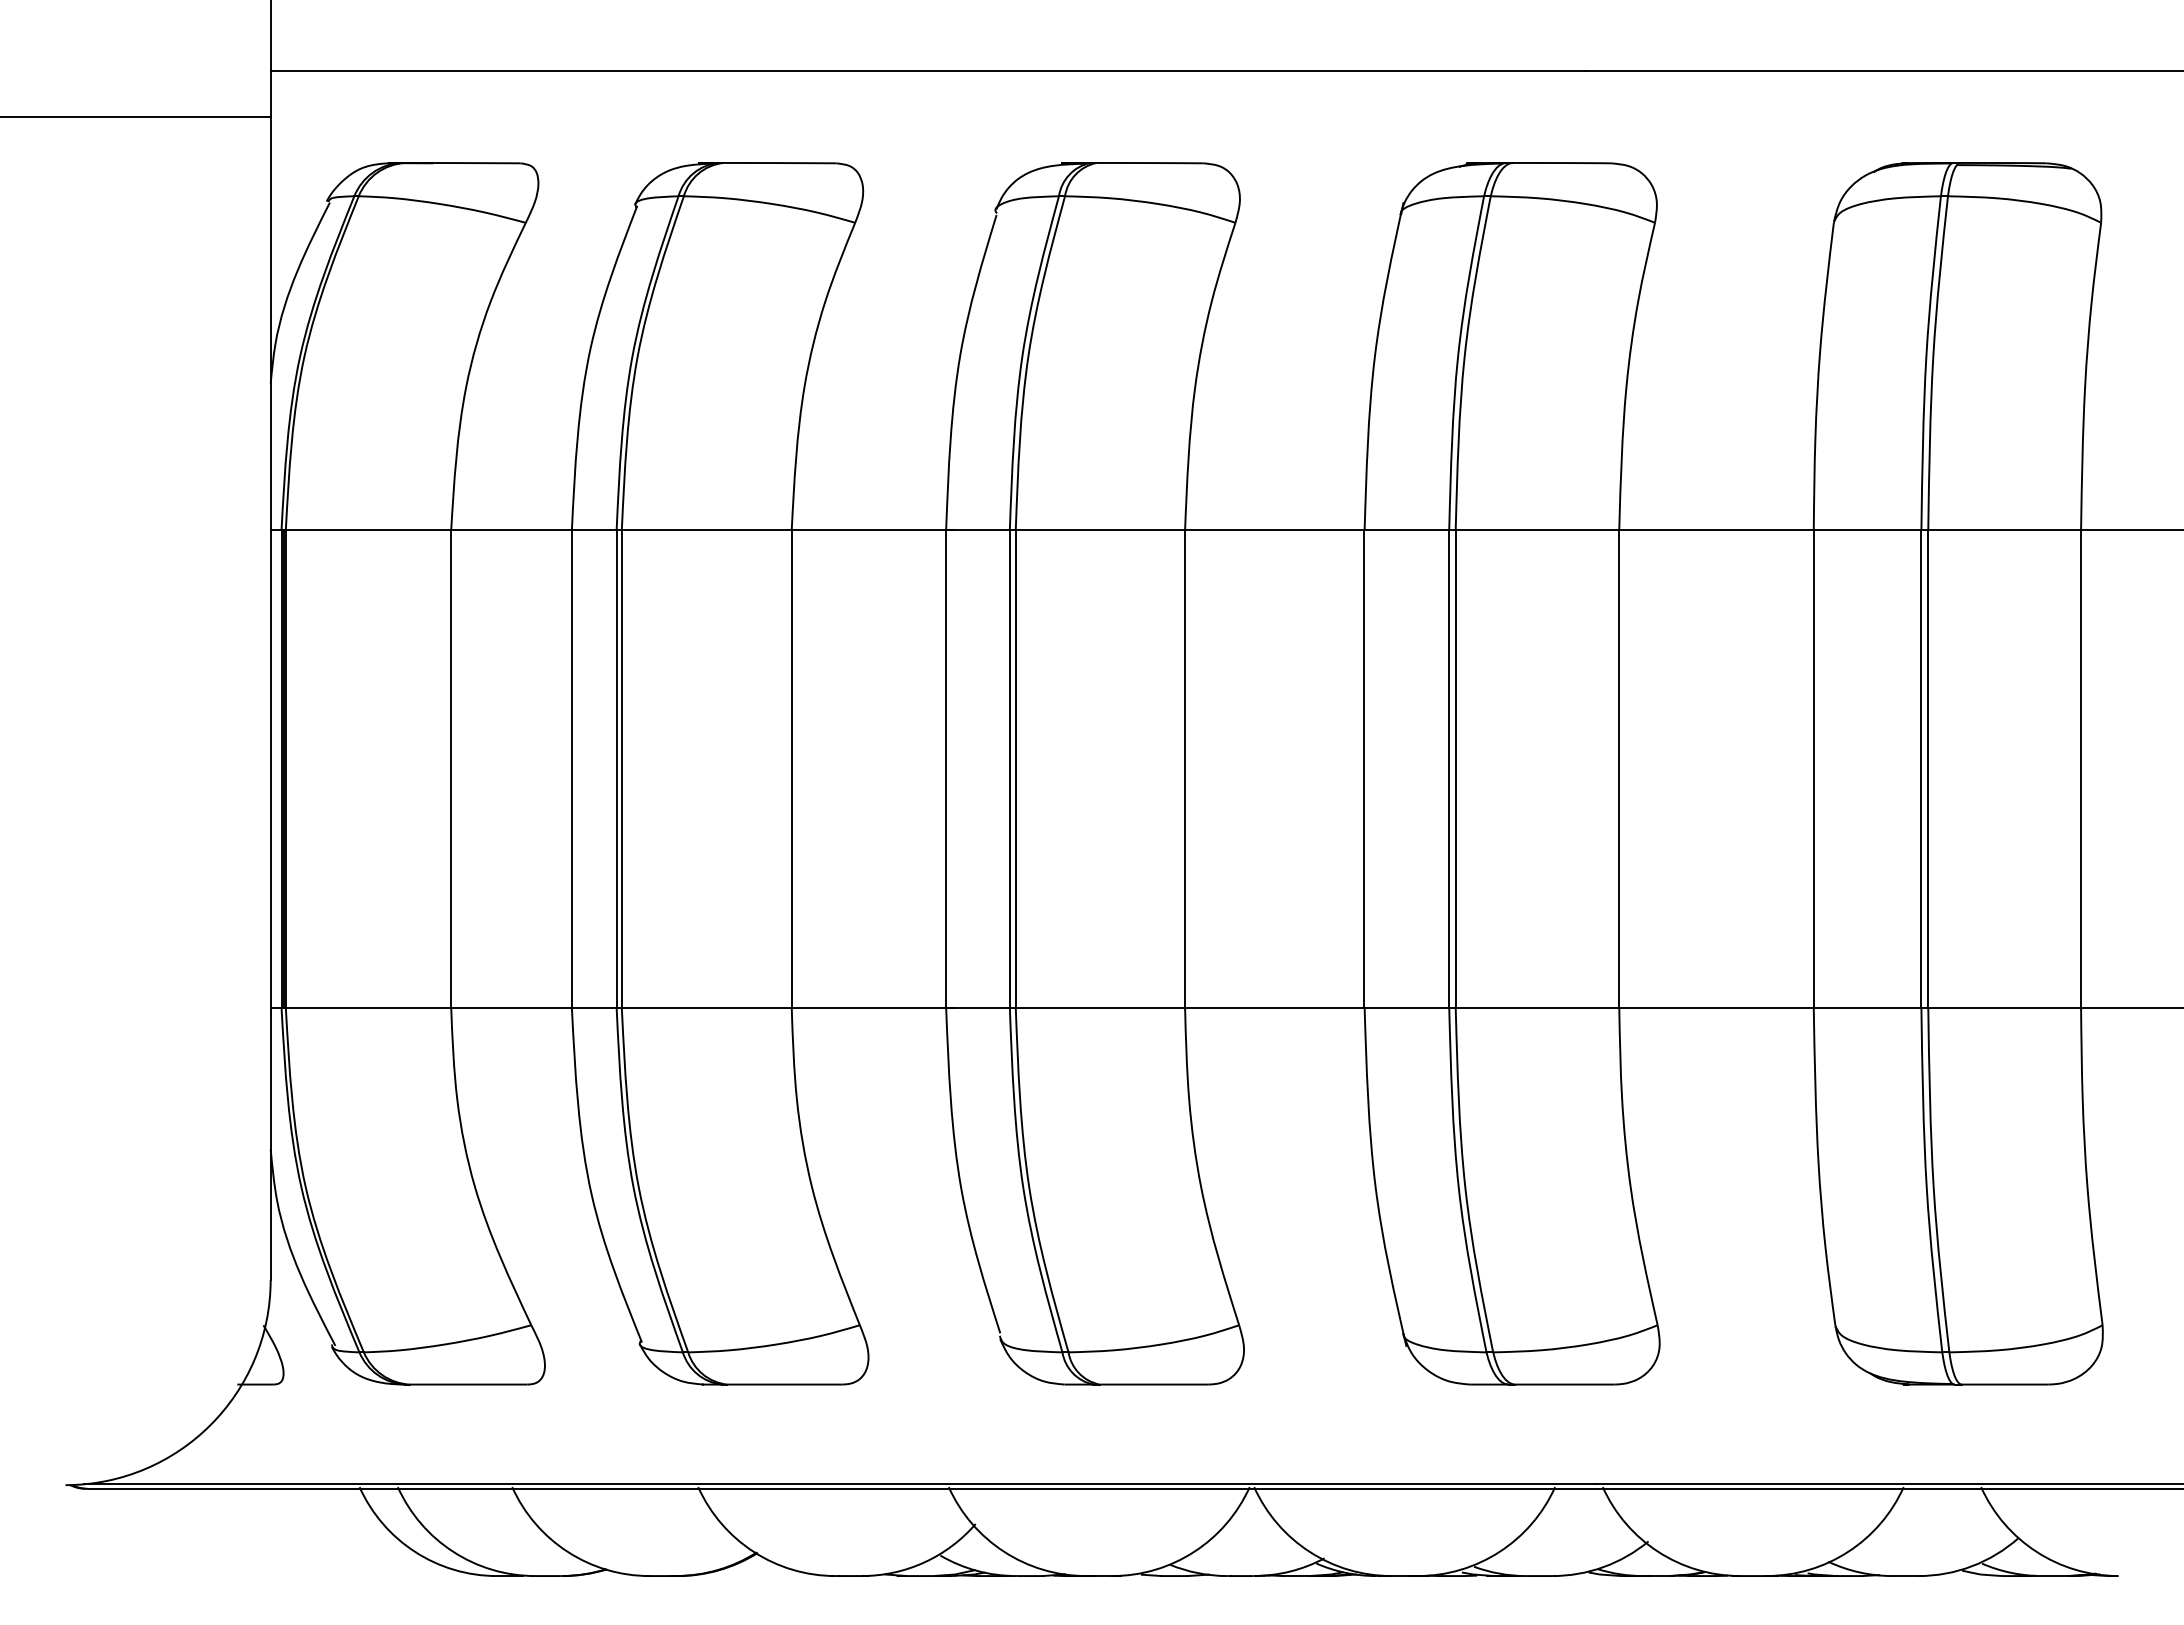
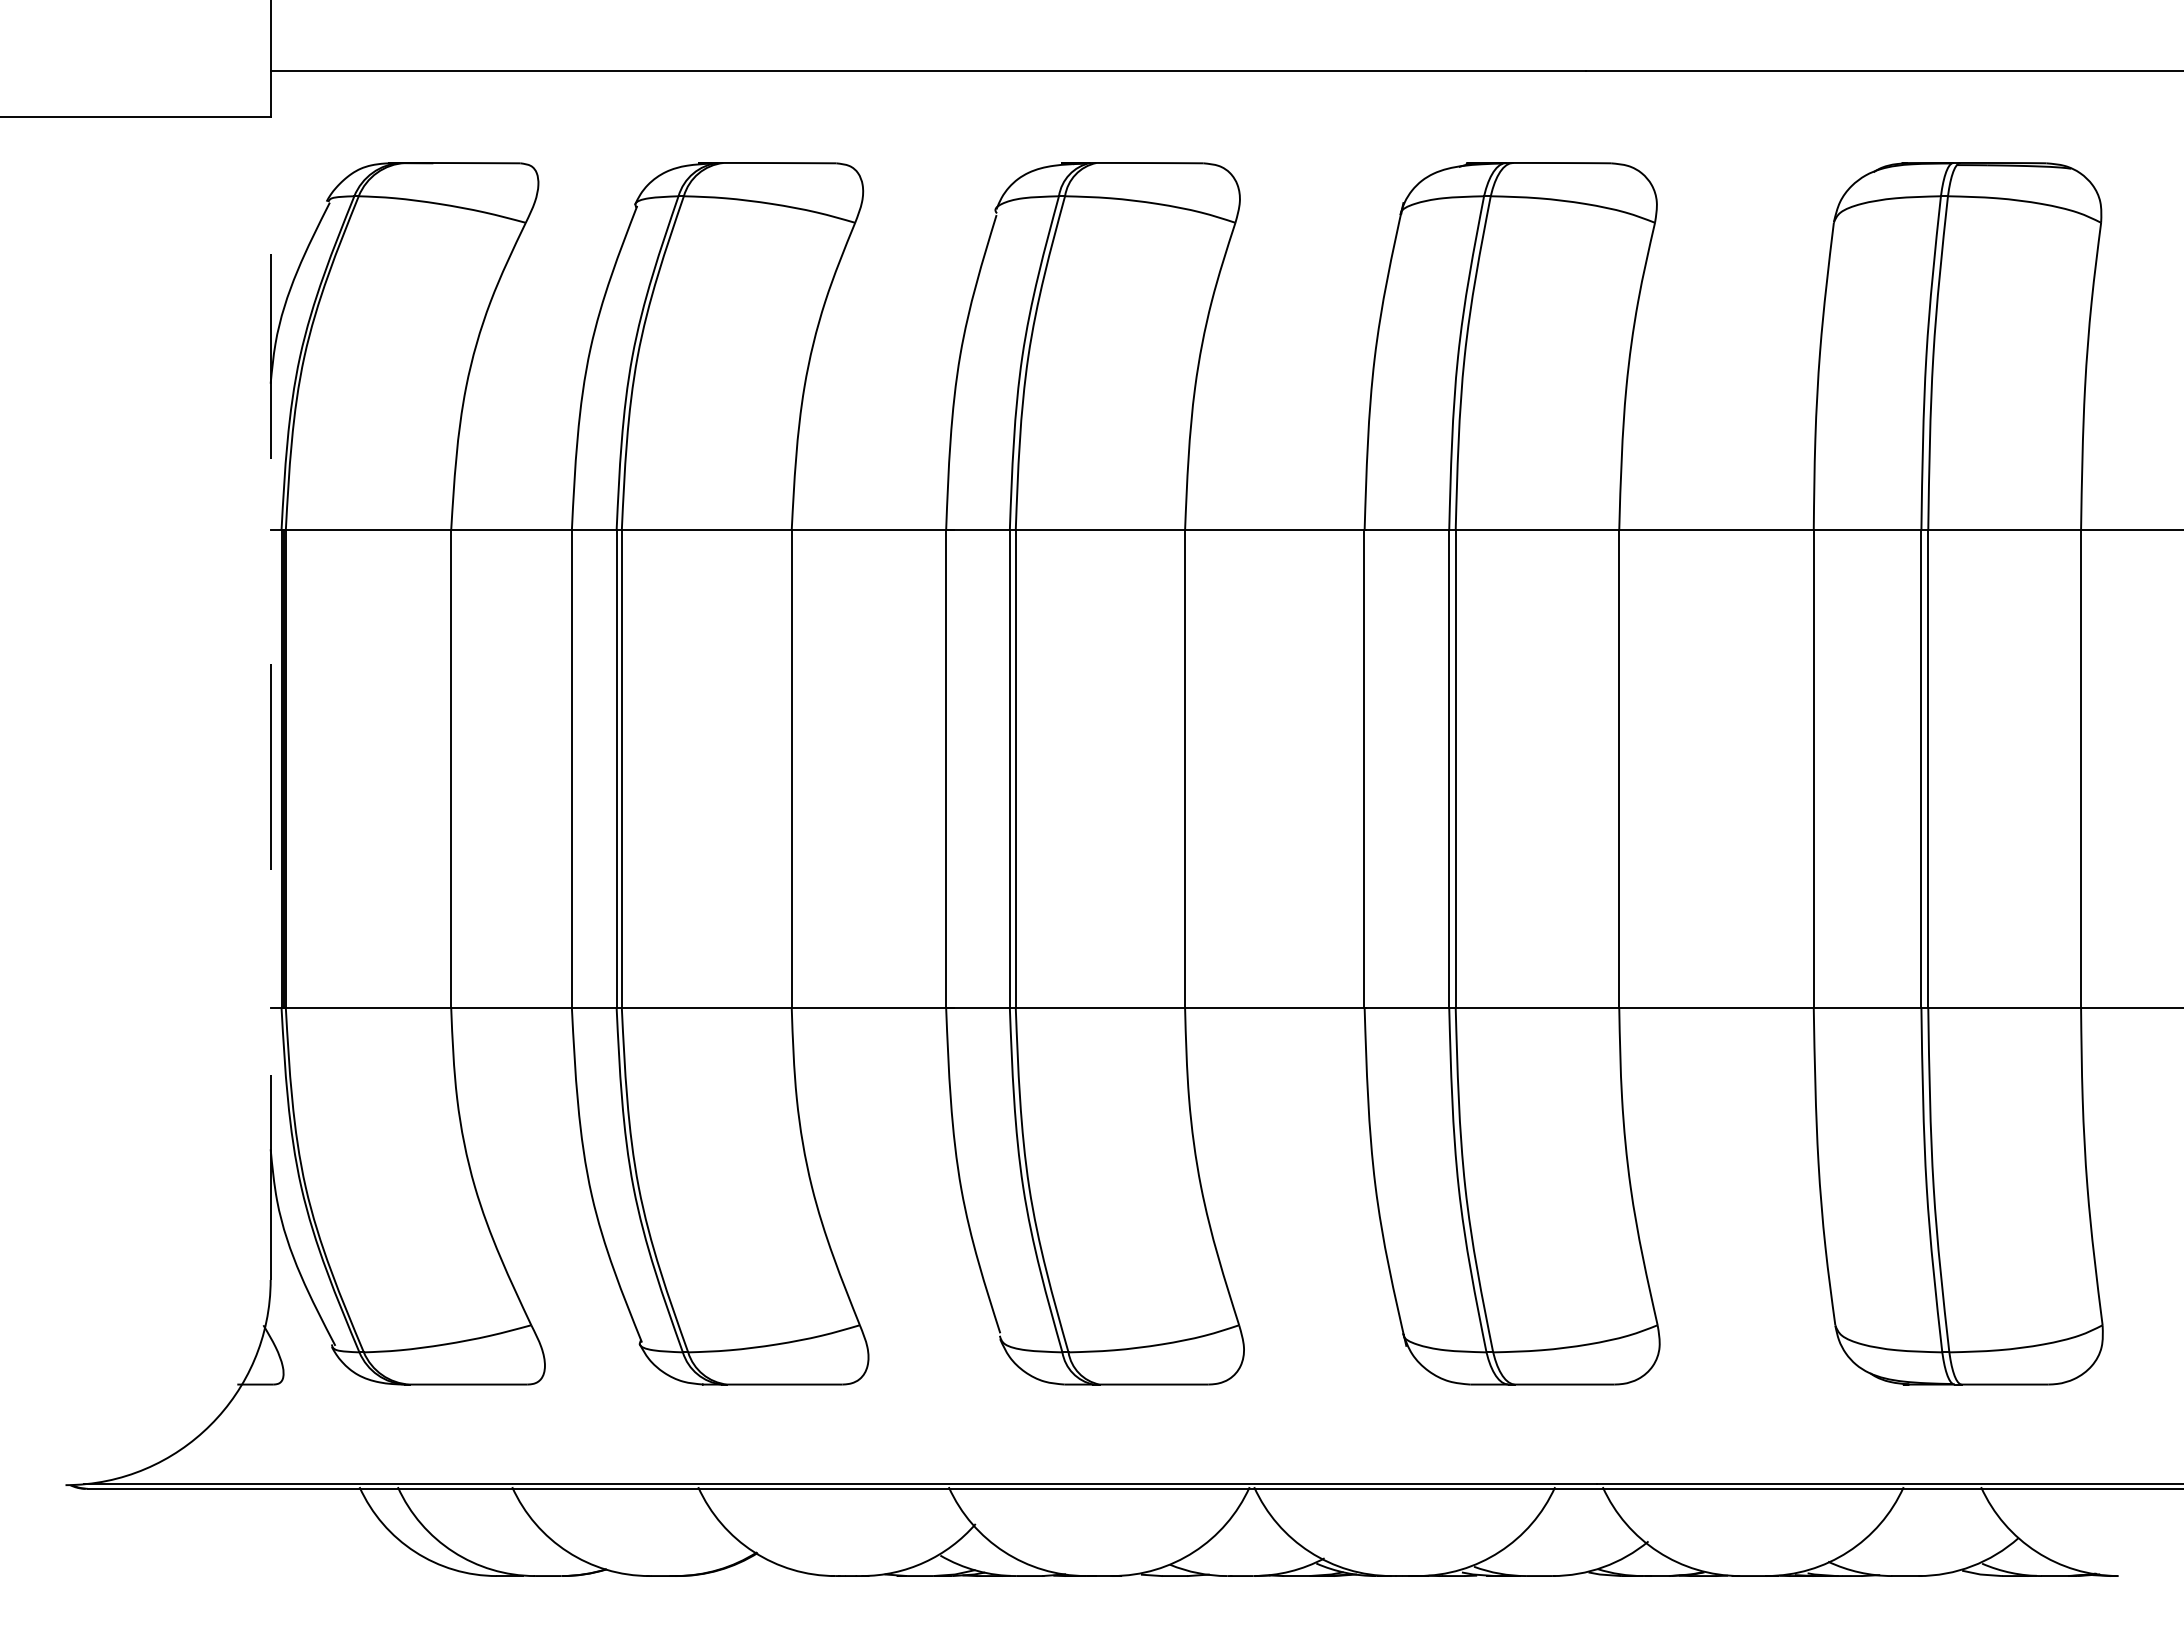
line: solid -> dashed (270, 698)
